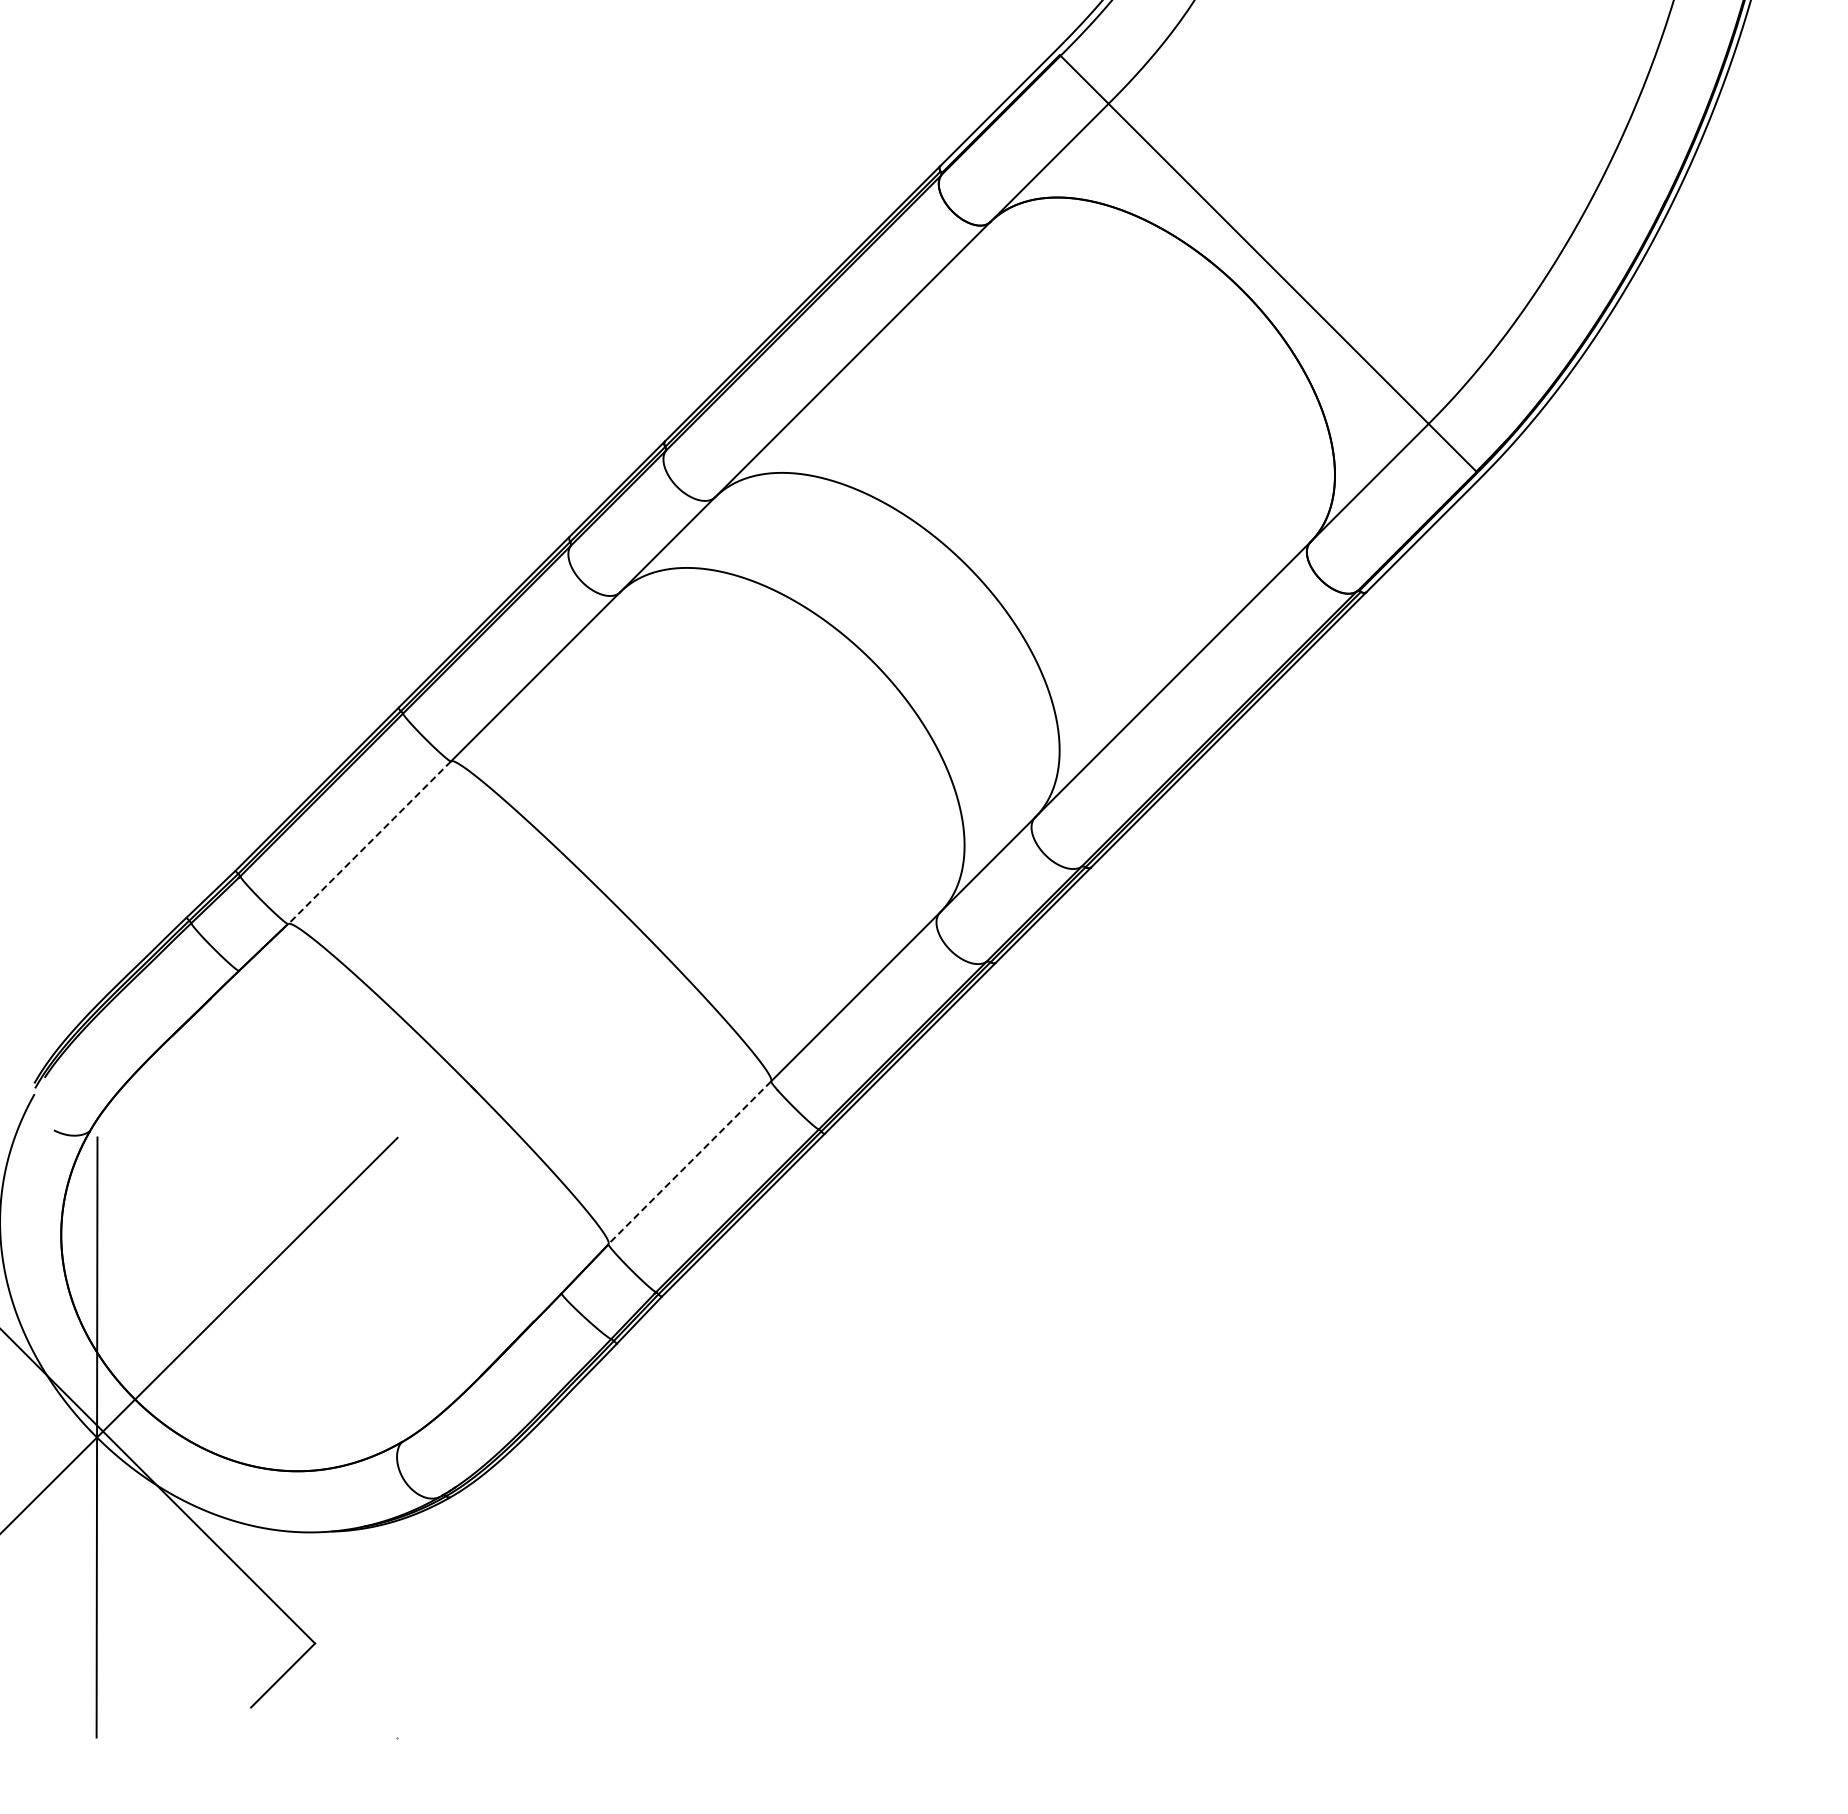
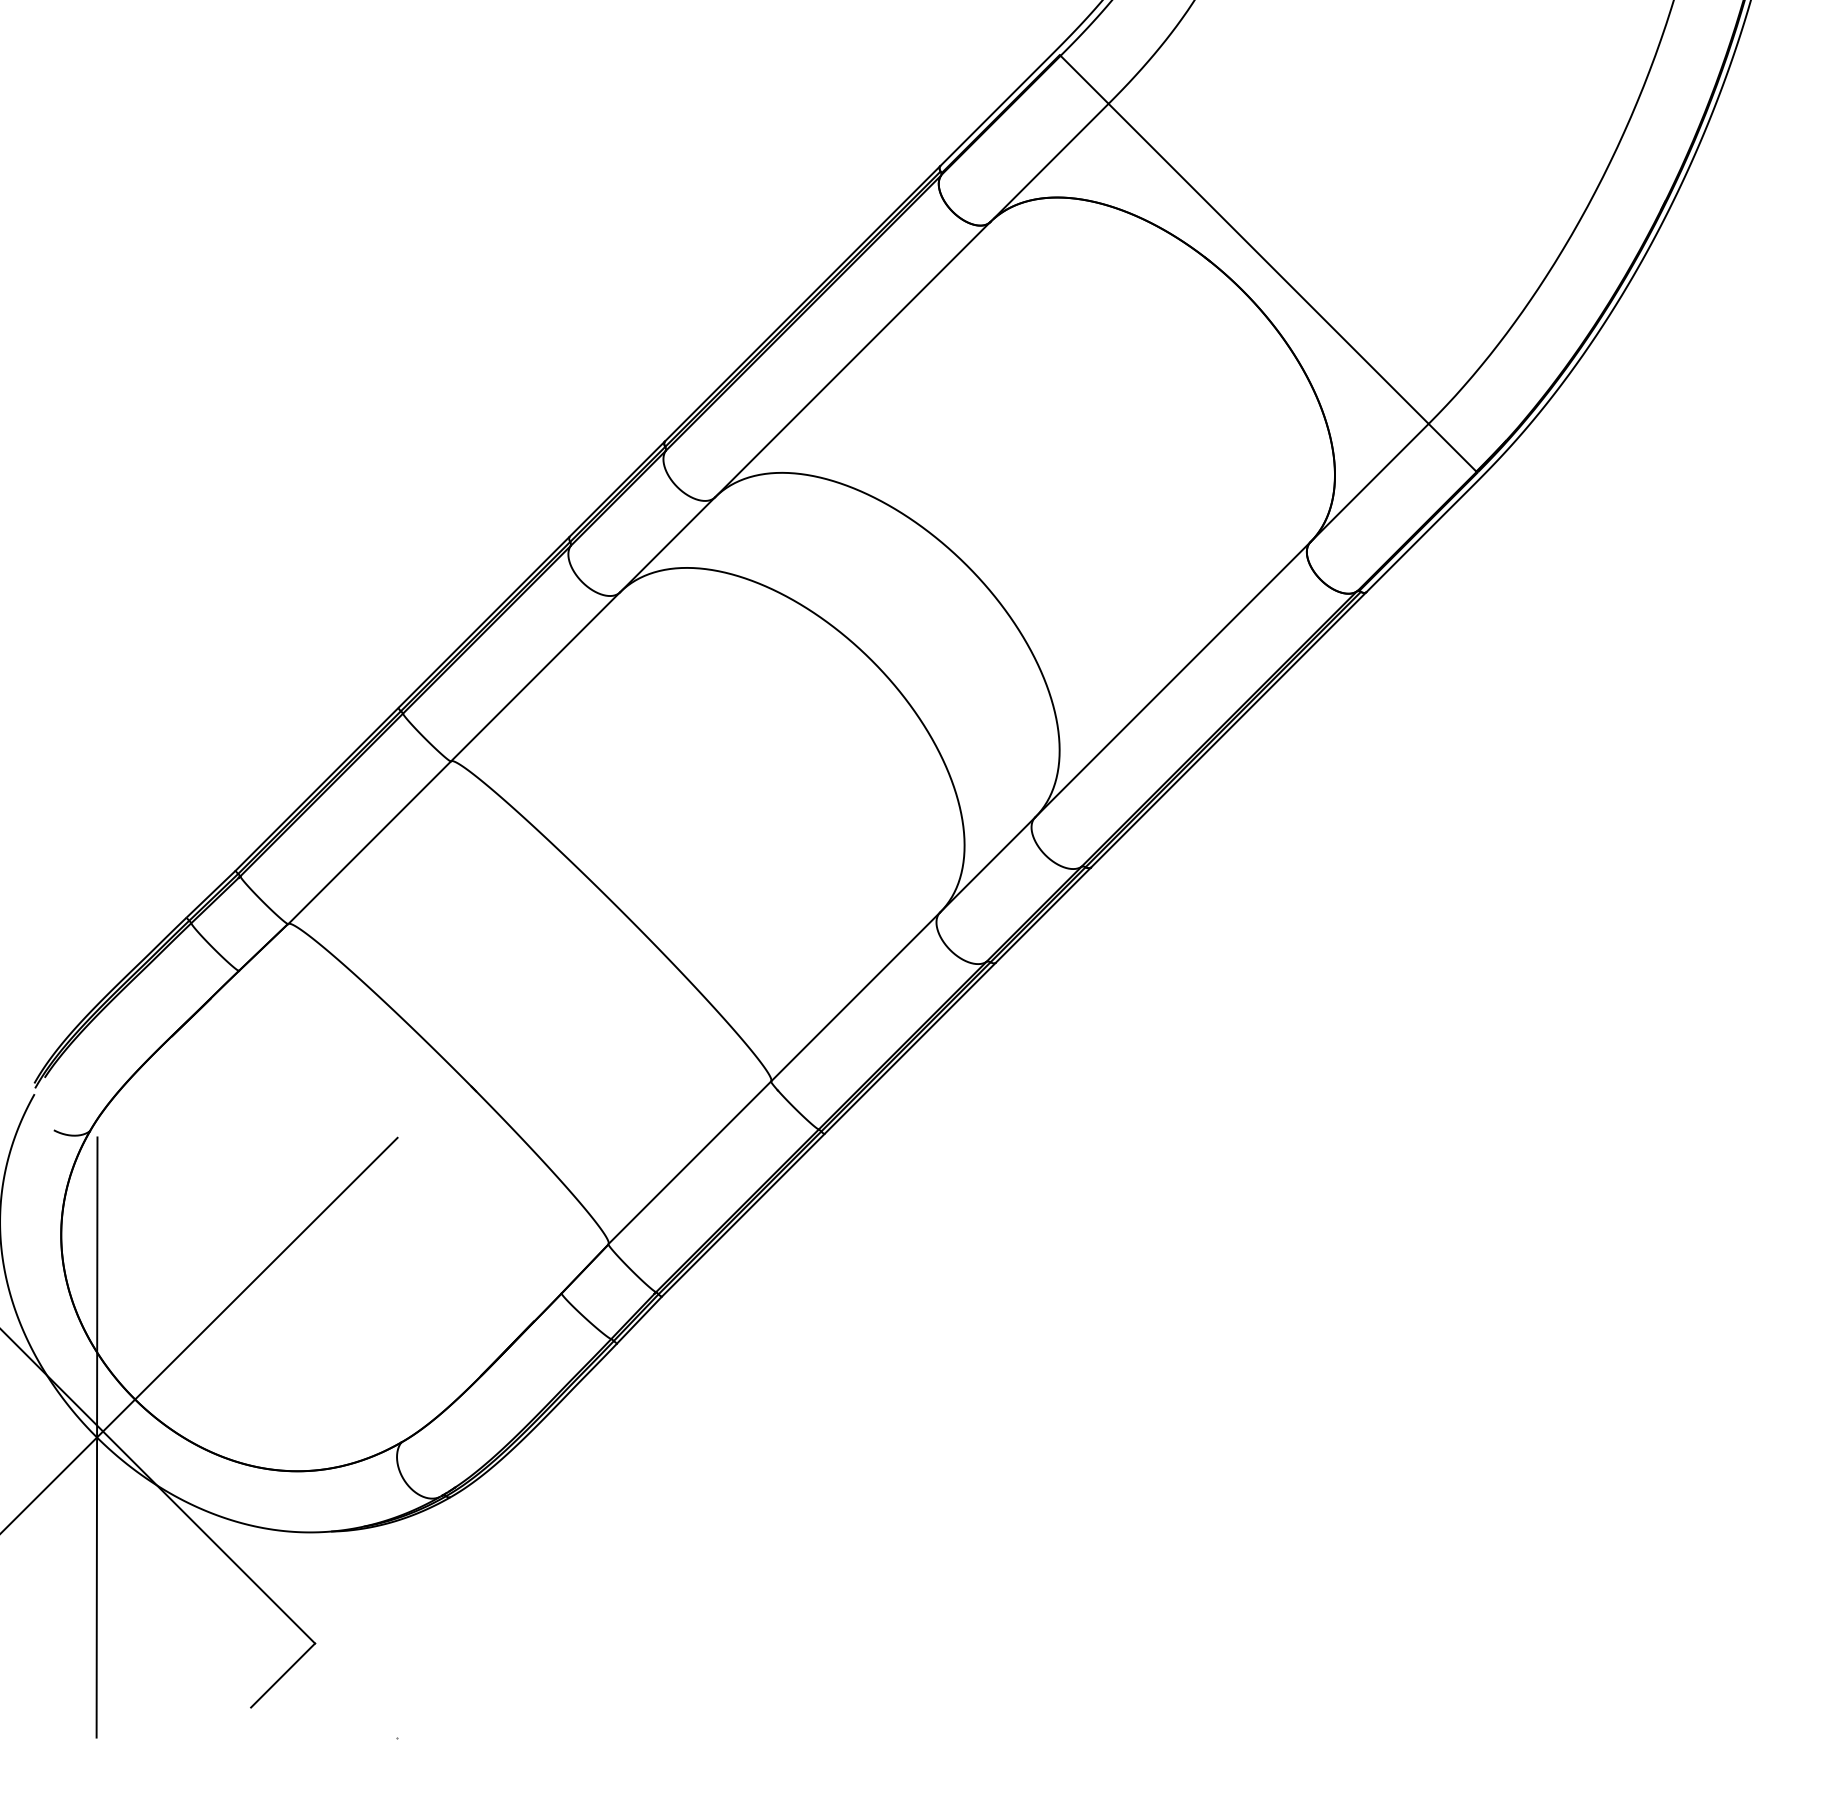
line: dashed -> solid (369, 843)
line: dashed -> solid (689, 1163)
